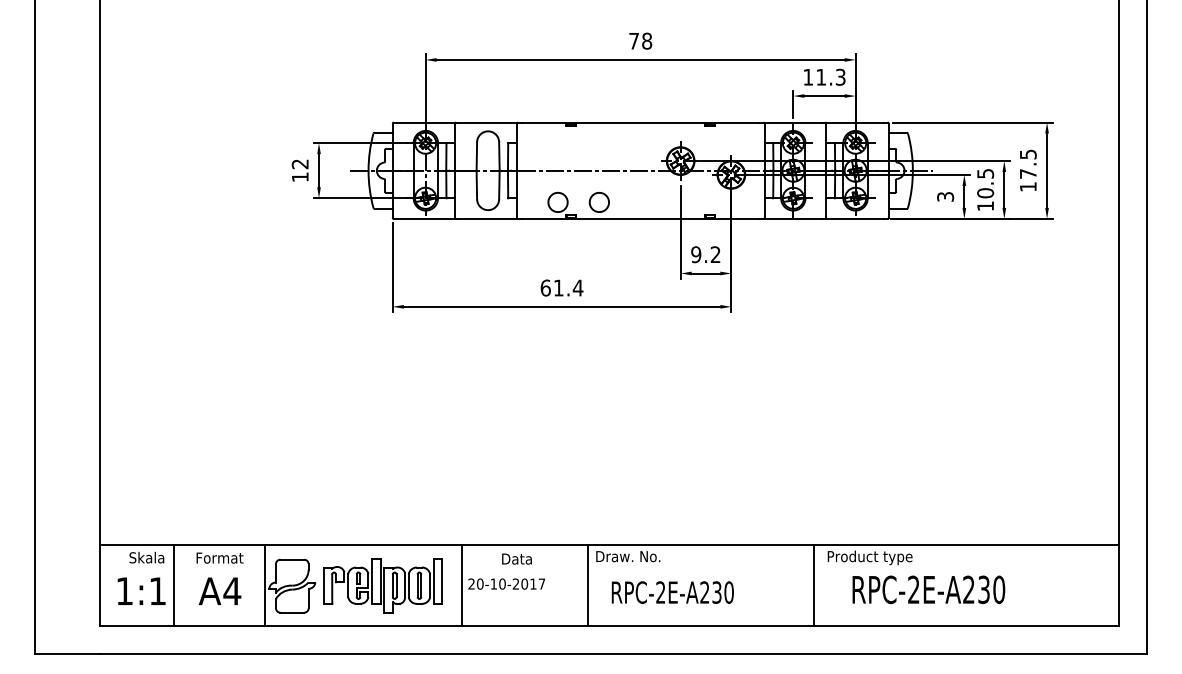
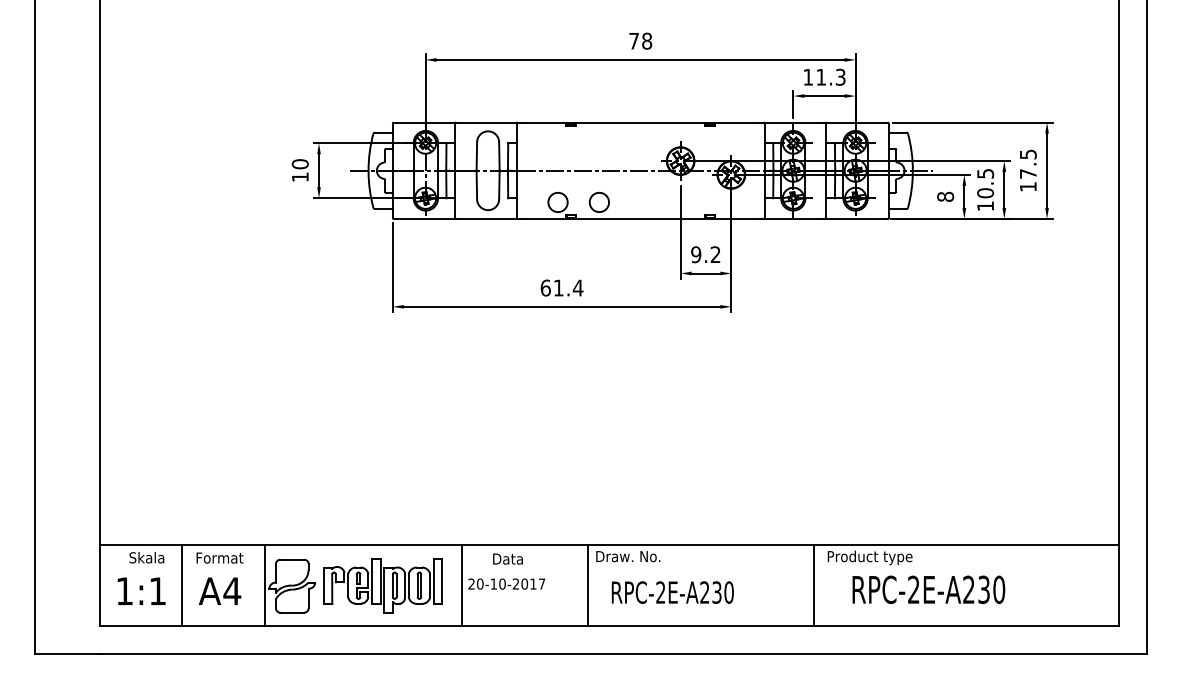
text: 12 -> 10 (299, 164)
text: 3 -> 8 (945, 196)
text position: (516, 558) -> (507, 558) (507, 558)
line position: (174, 585) -> (182, 585) (182, 585)
